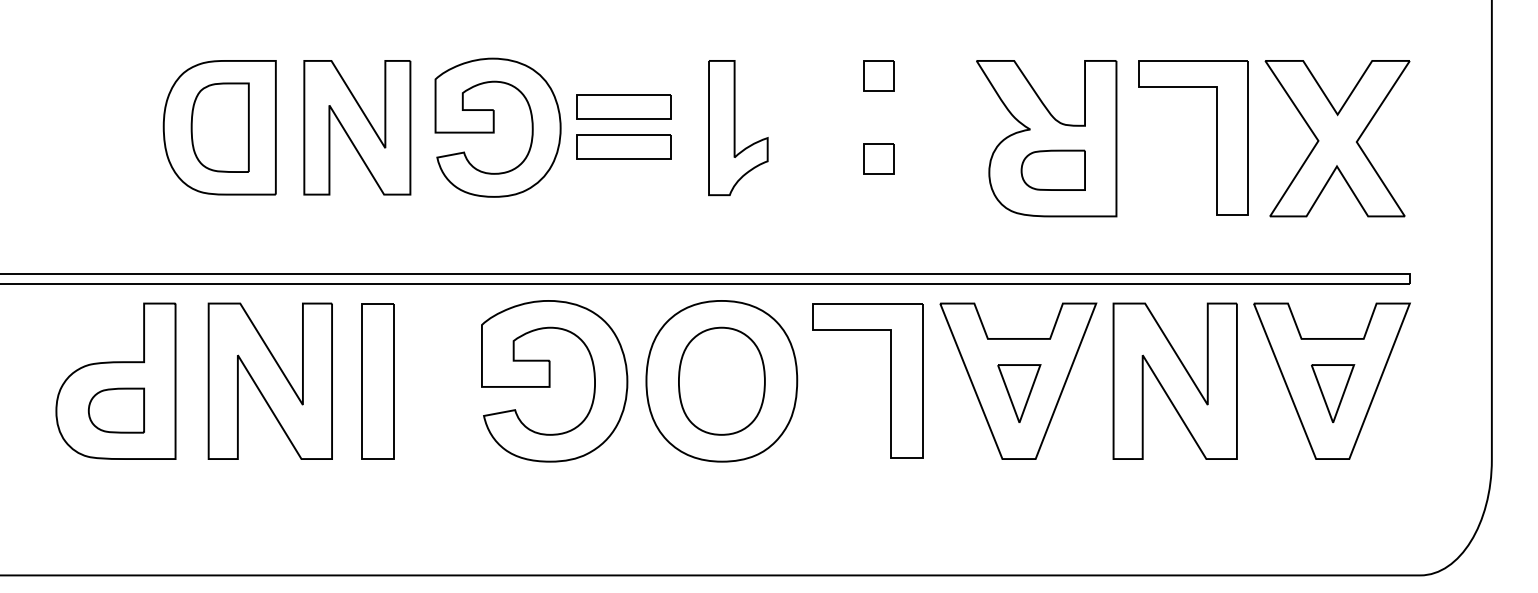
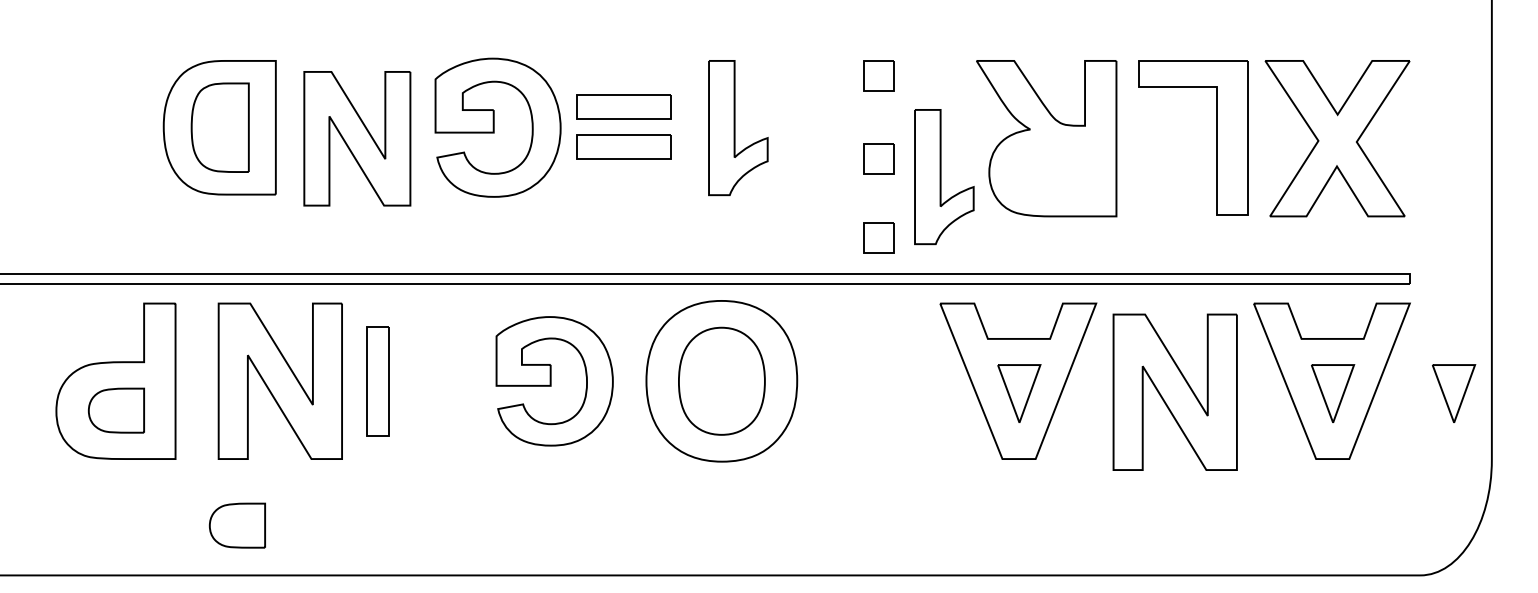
part position: (357, 127) -> (357, 138) (357, 138)
part: present -> none (1052, 169)
part: none -> present (944, 177)
part: none -> present (878, 237)
part position: (269, 380) -> (279, 380) (279, 380)
part: present -> none (890, 380)
part position: (1174, 380) -> (1174, 391) (1174, 391)
part size: 34x157 px -> 24x111 px (377, 381)
part size: 148x163 px -> 119x131 px (554, 381)
part: none -> present (1454, 393)
part: none -> present (236, 525)
